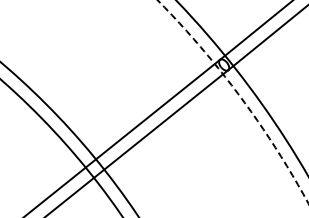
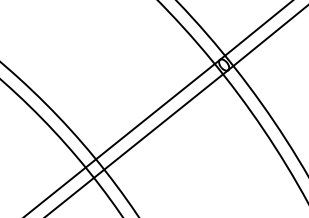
circle: dashed -> solid (232, 101)
